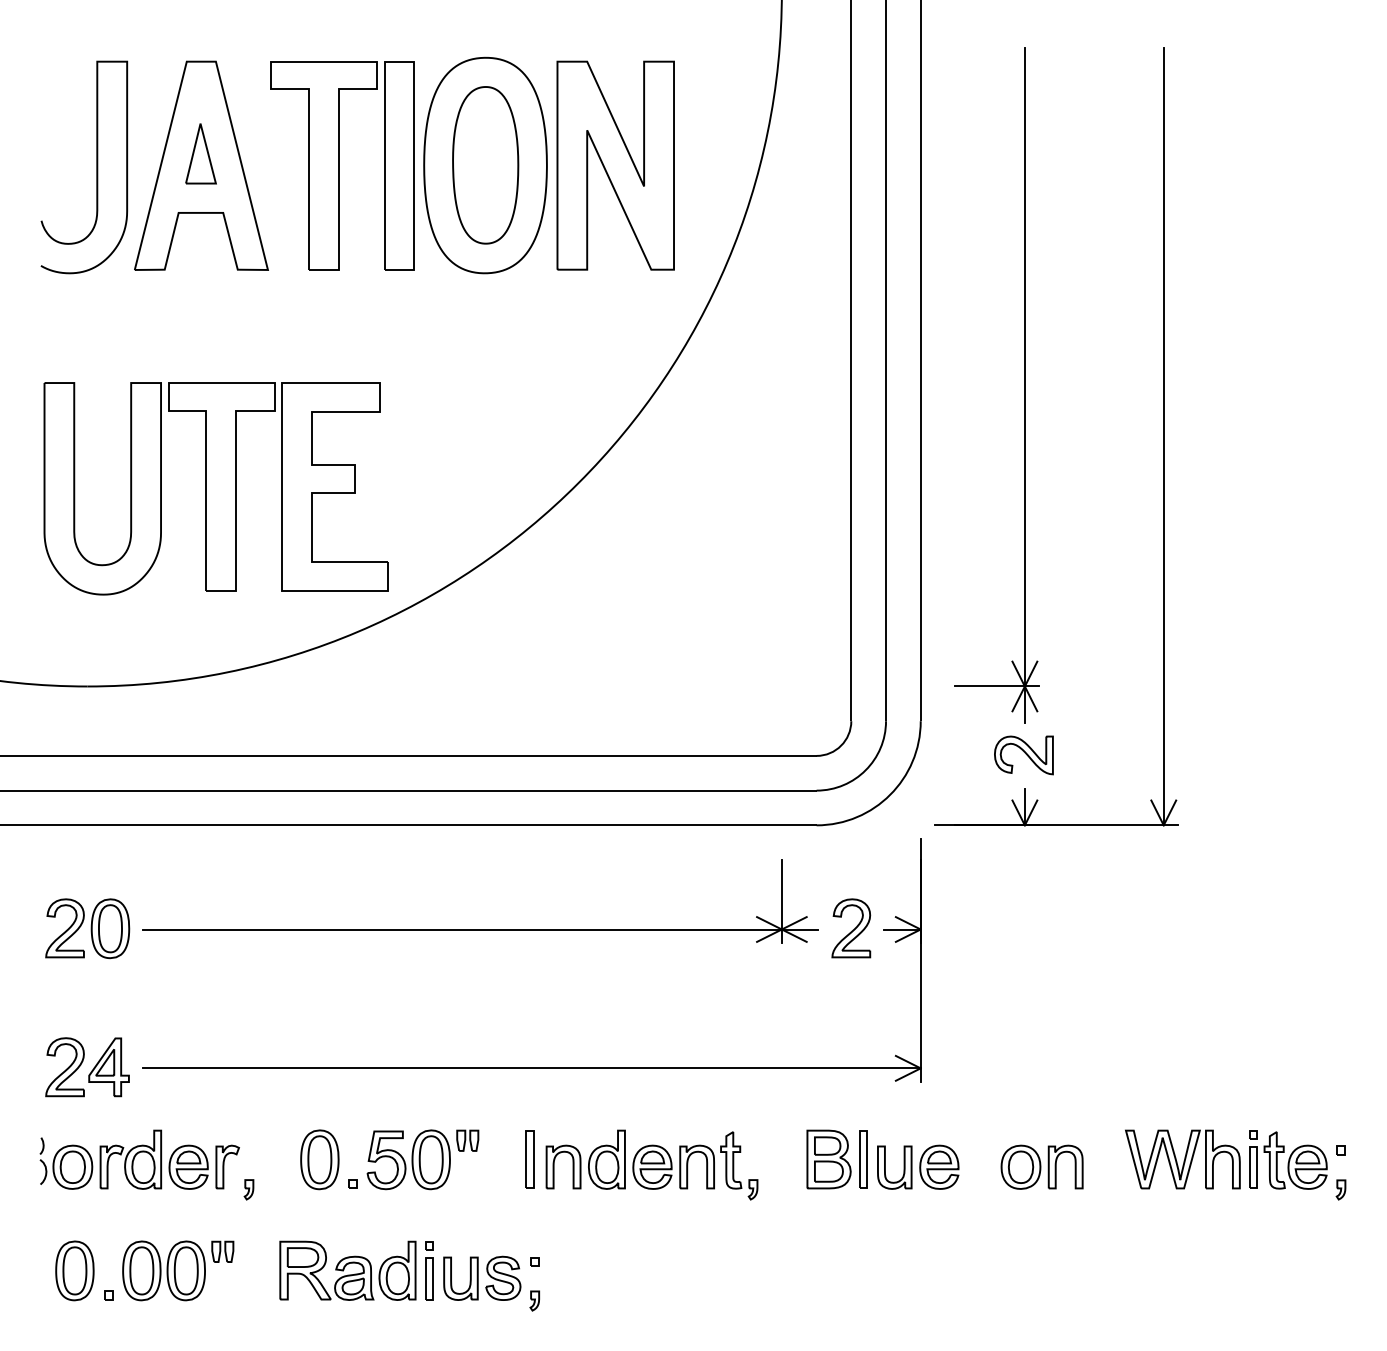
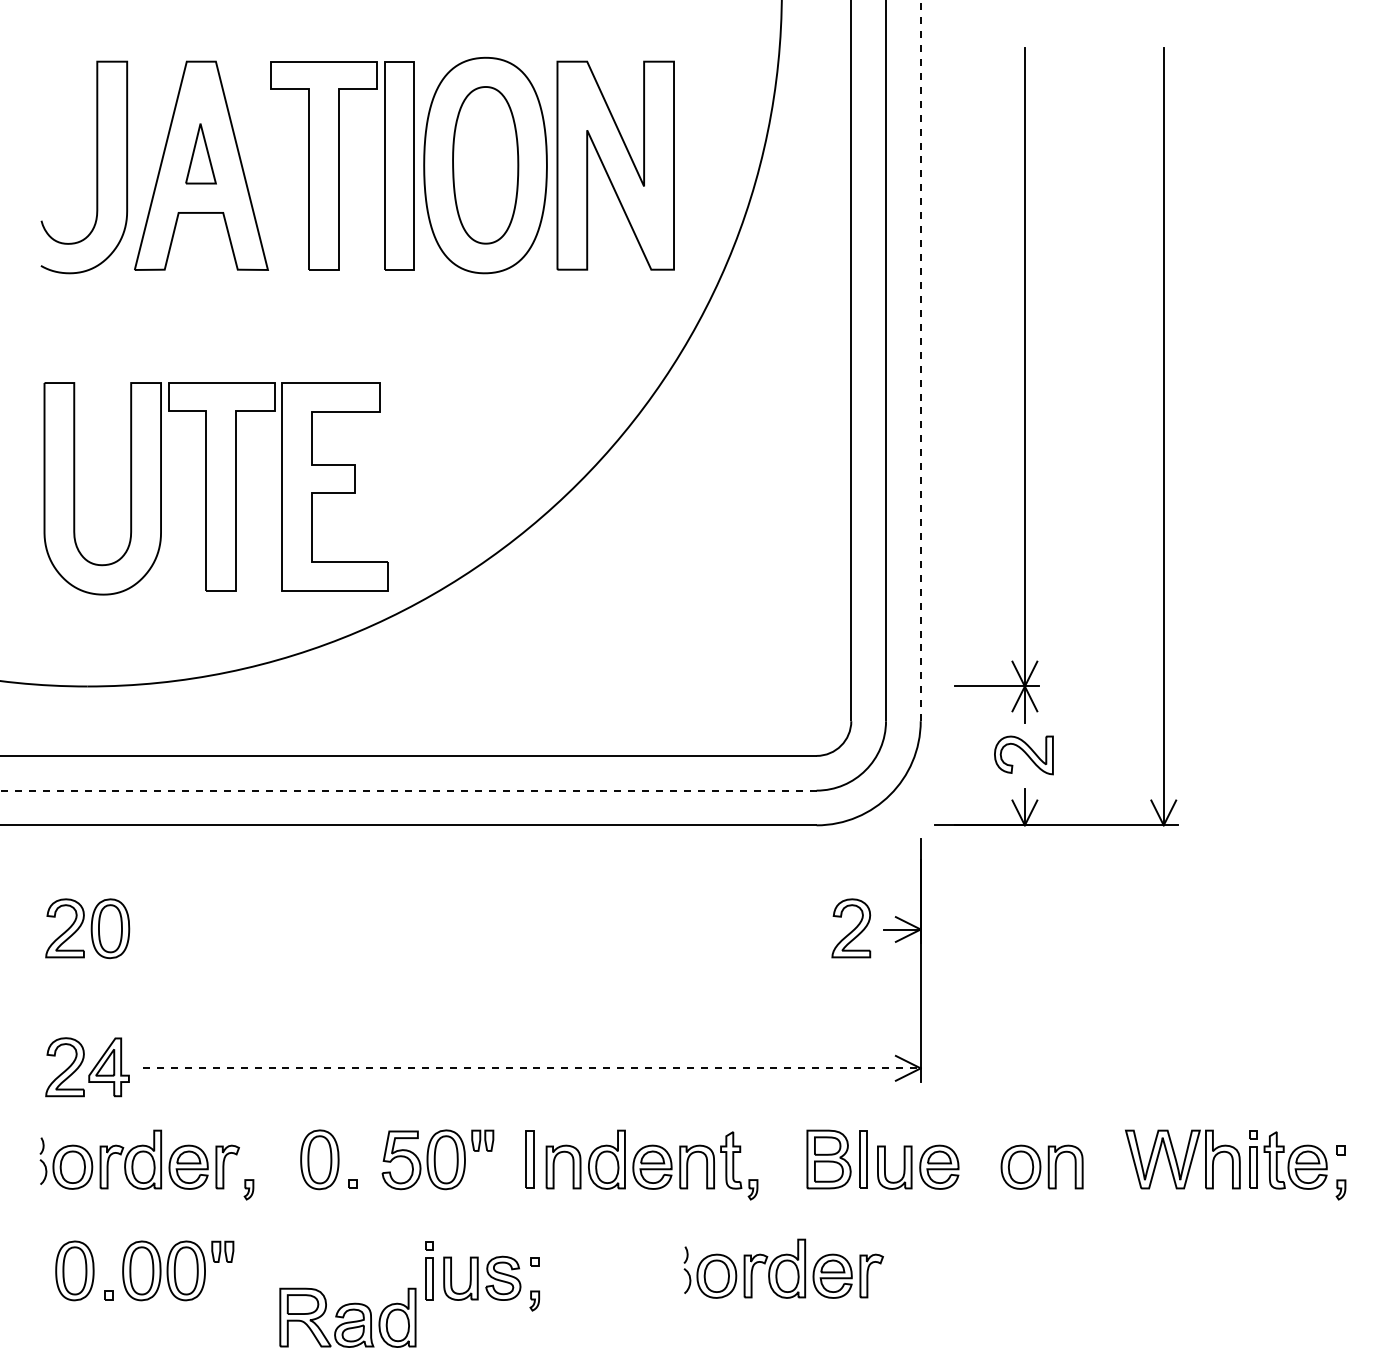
line: solid -> dashed (920, 360)
line: solid -> dashed (407, 790)
part: present -> none (480, 929)
line: solid -> dashed (531, 1068)
part position: (422, 1159) -> (437, 1159) (437, 1159)
part: none -> present (783, 1268)
part position: (347, 1270) -> (347, 1317) (347, 1317)
